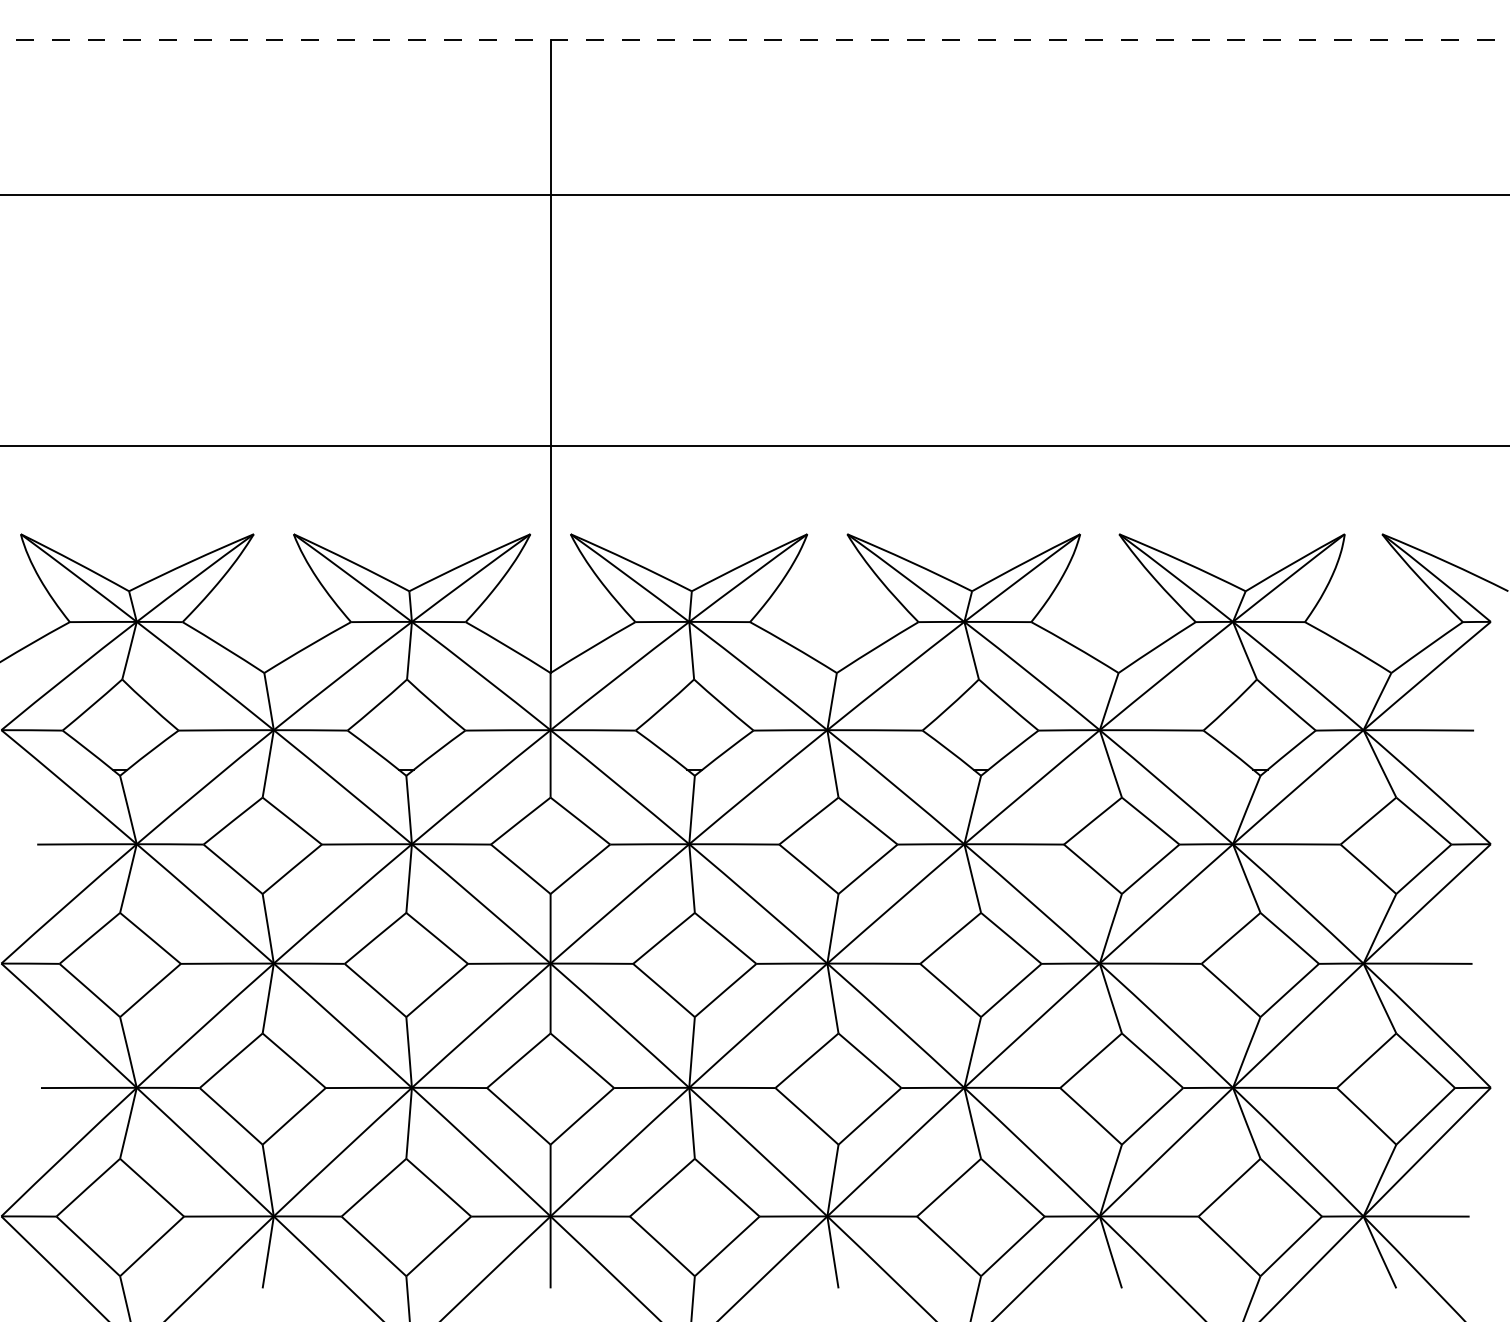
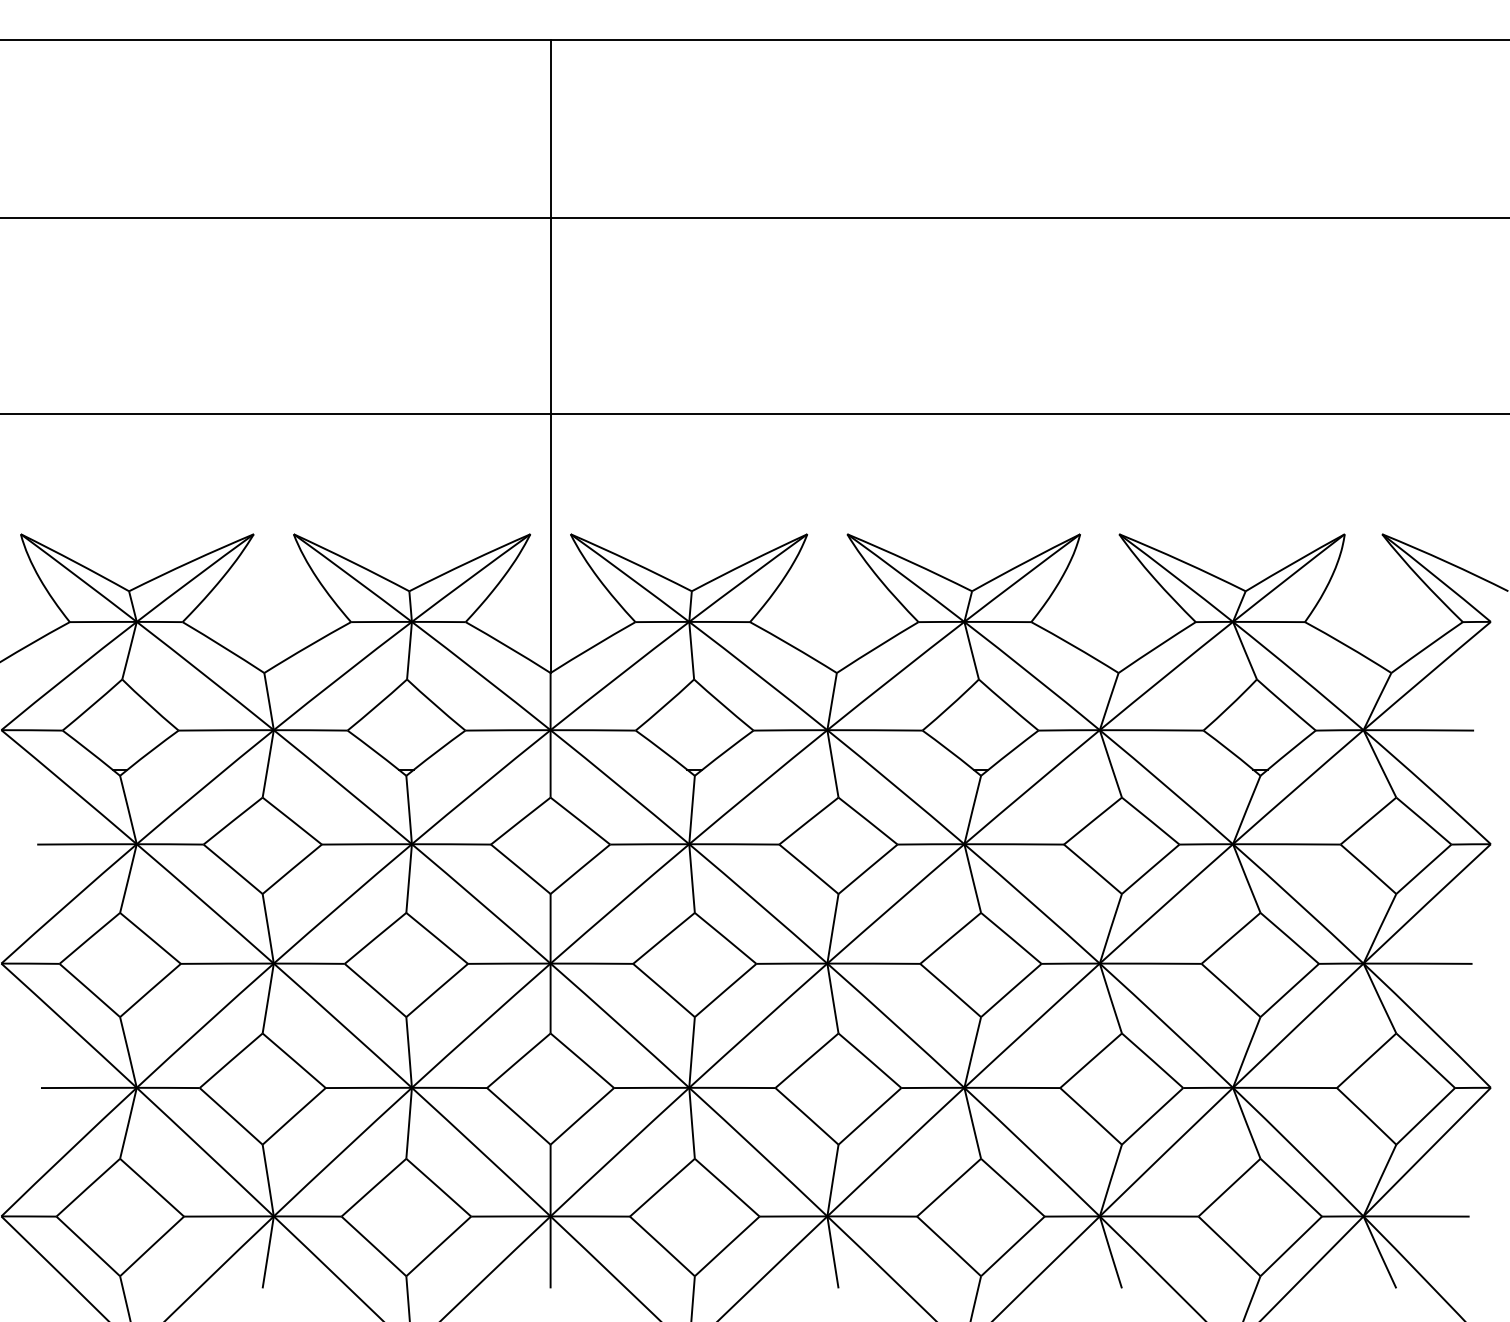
line: dashed -> solid (755, 39)
line position: (754, 194) -> (754, 217) (754, 217)
line position: (754, 445) -> (754, 413) (754, 413)
